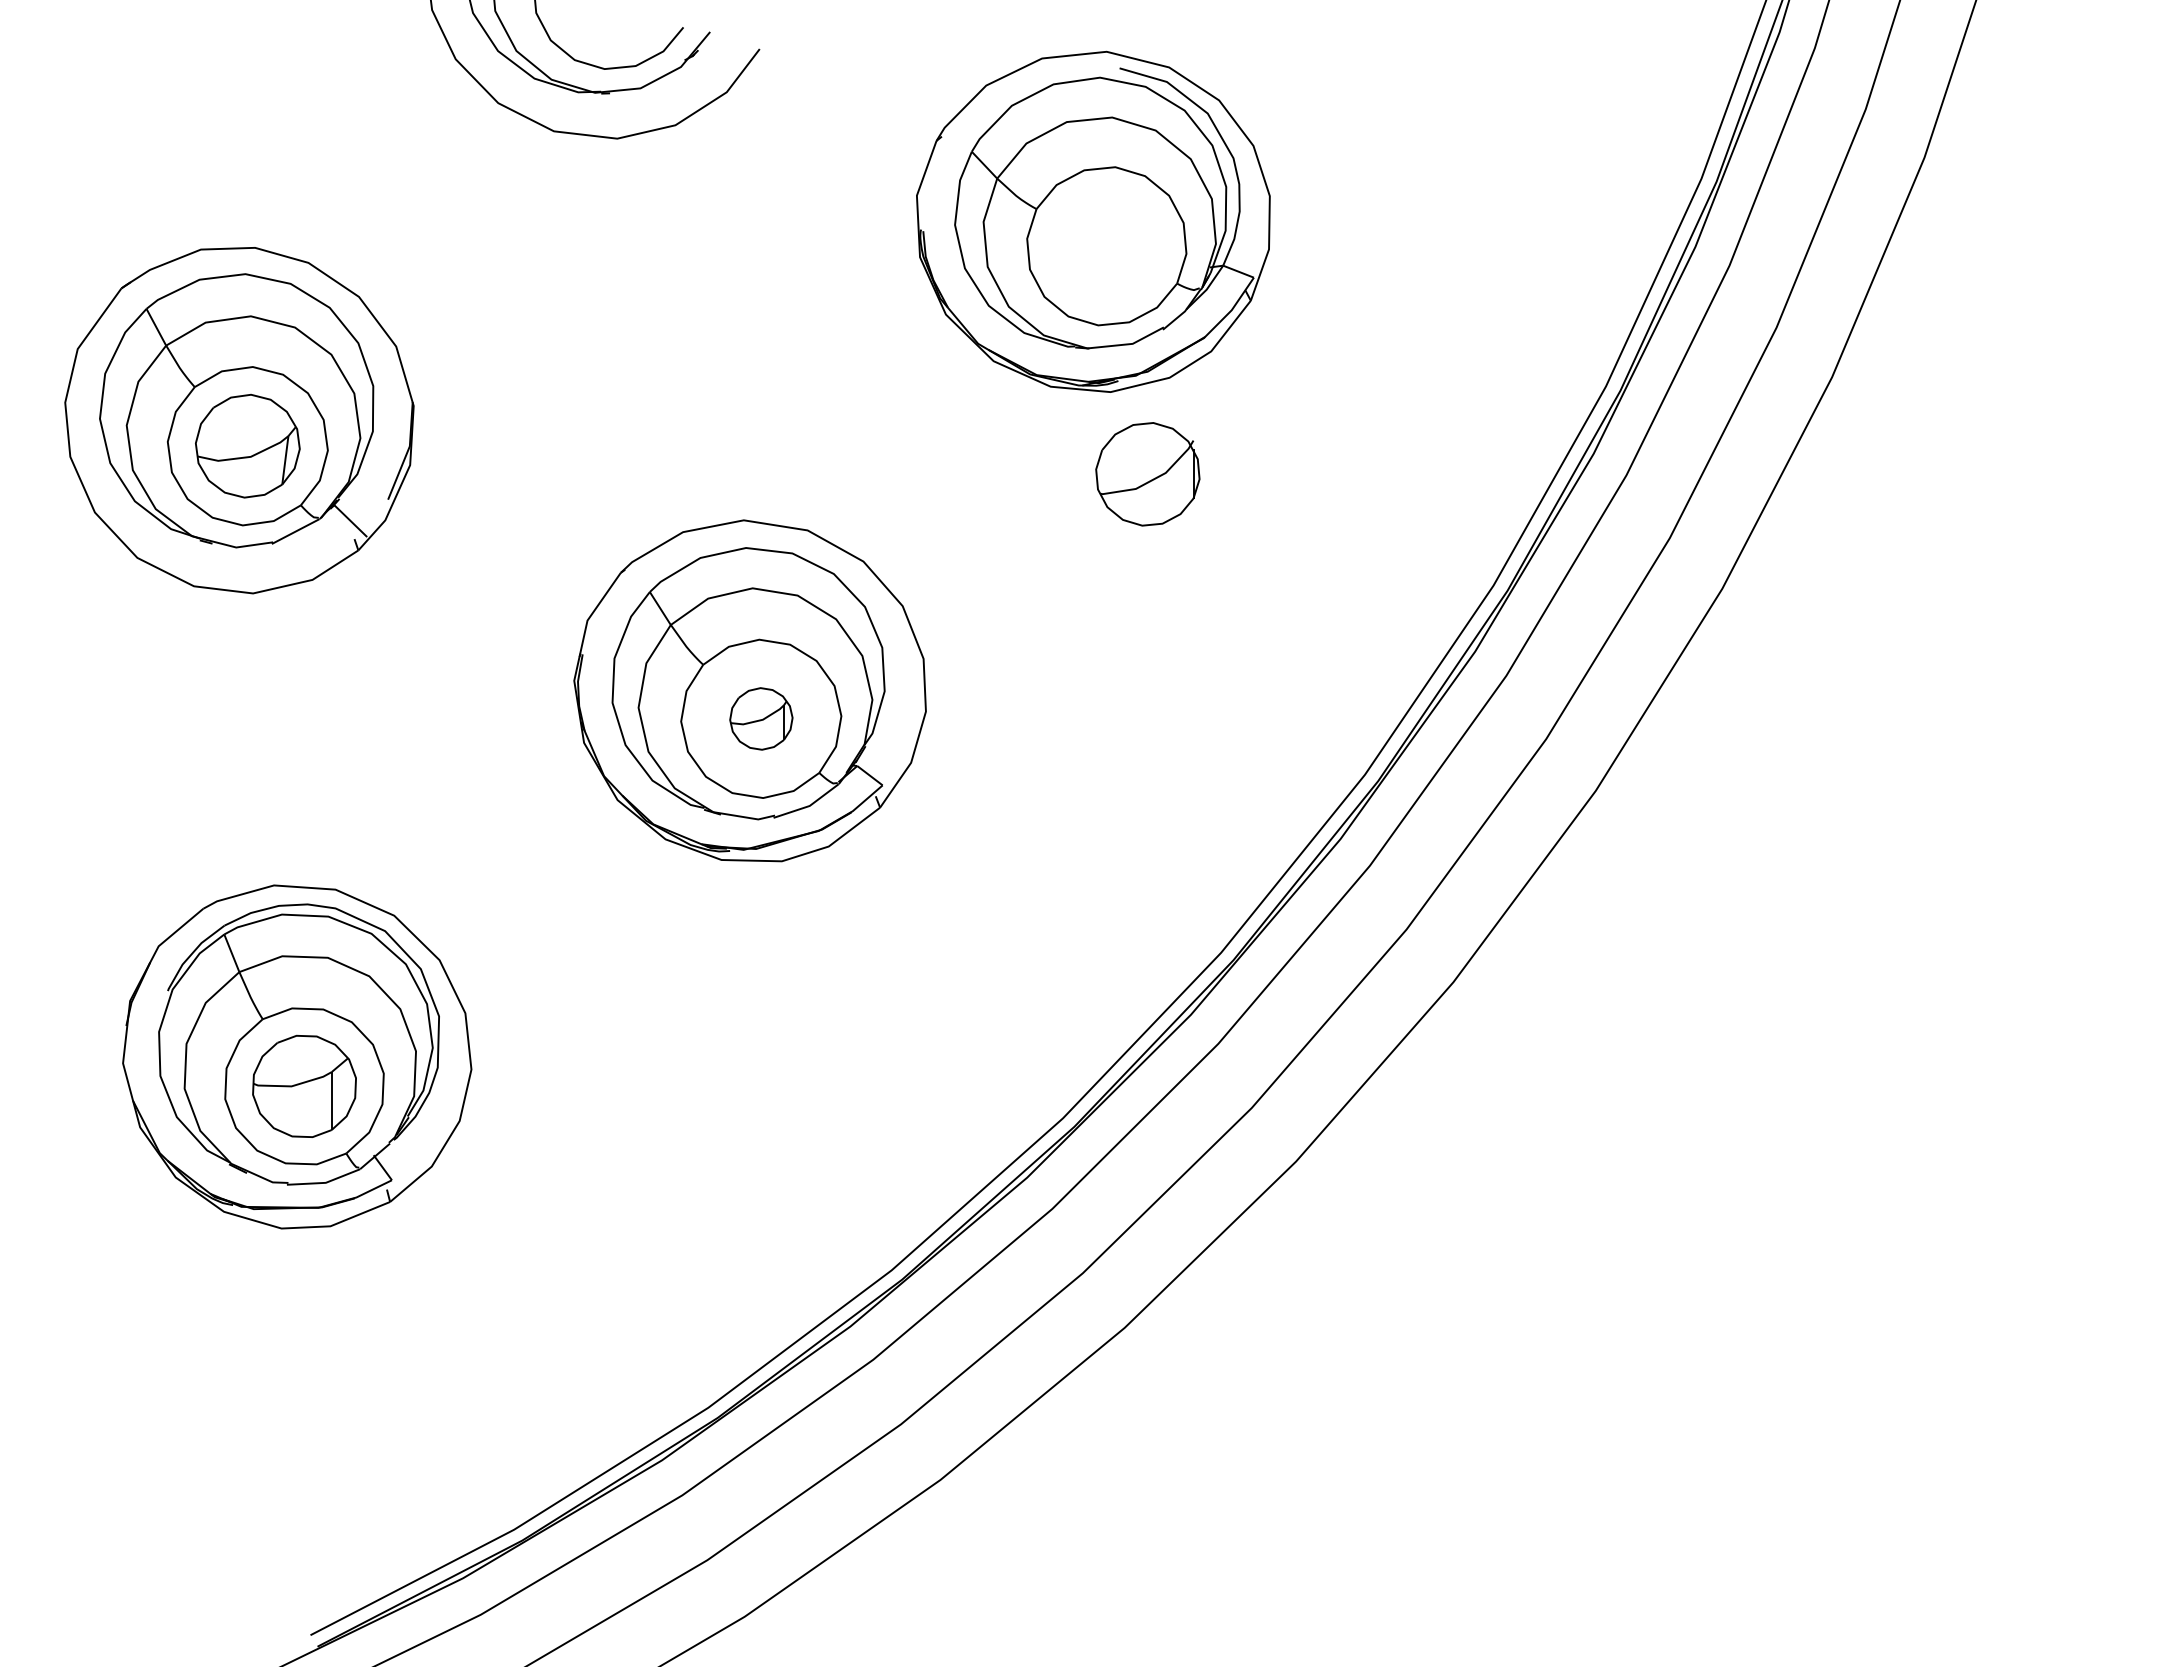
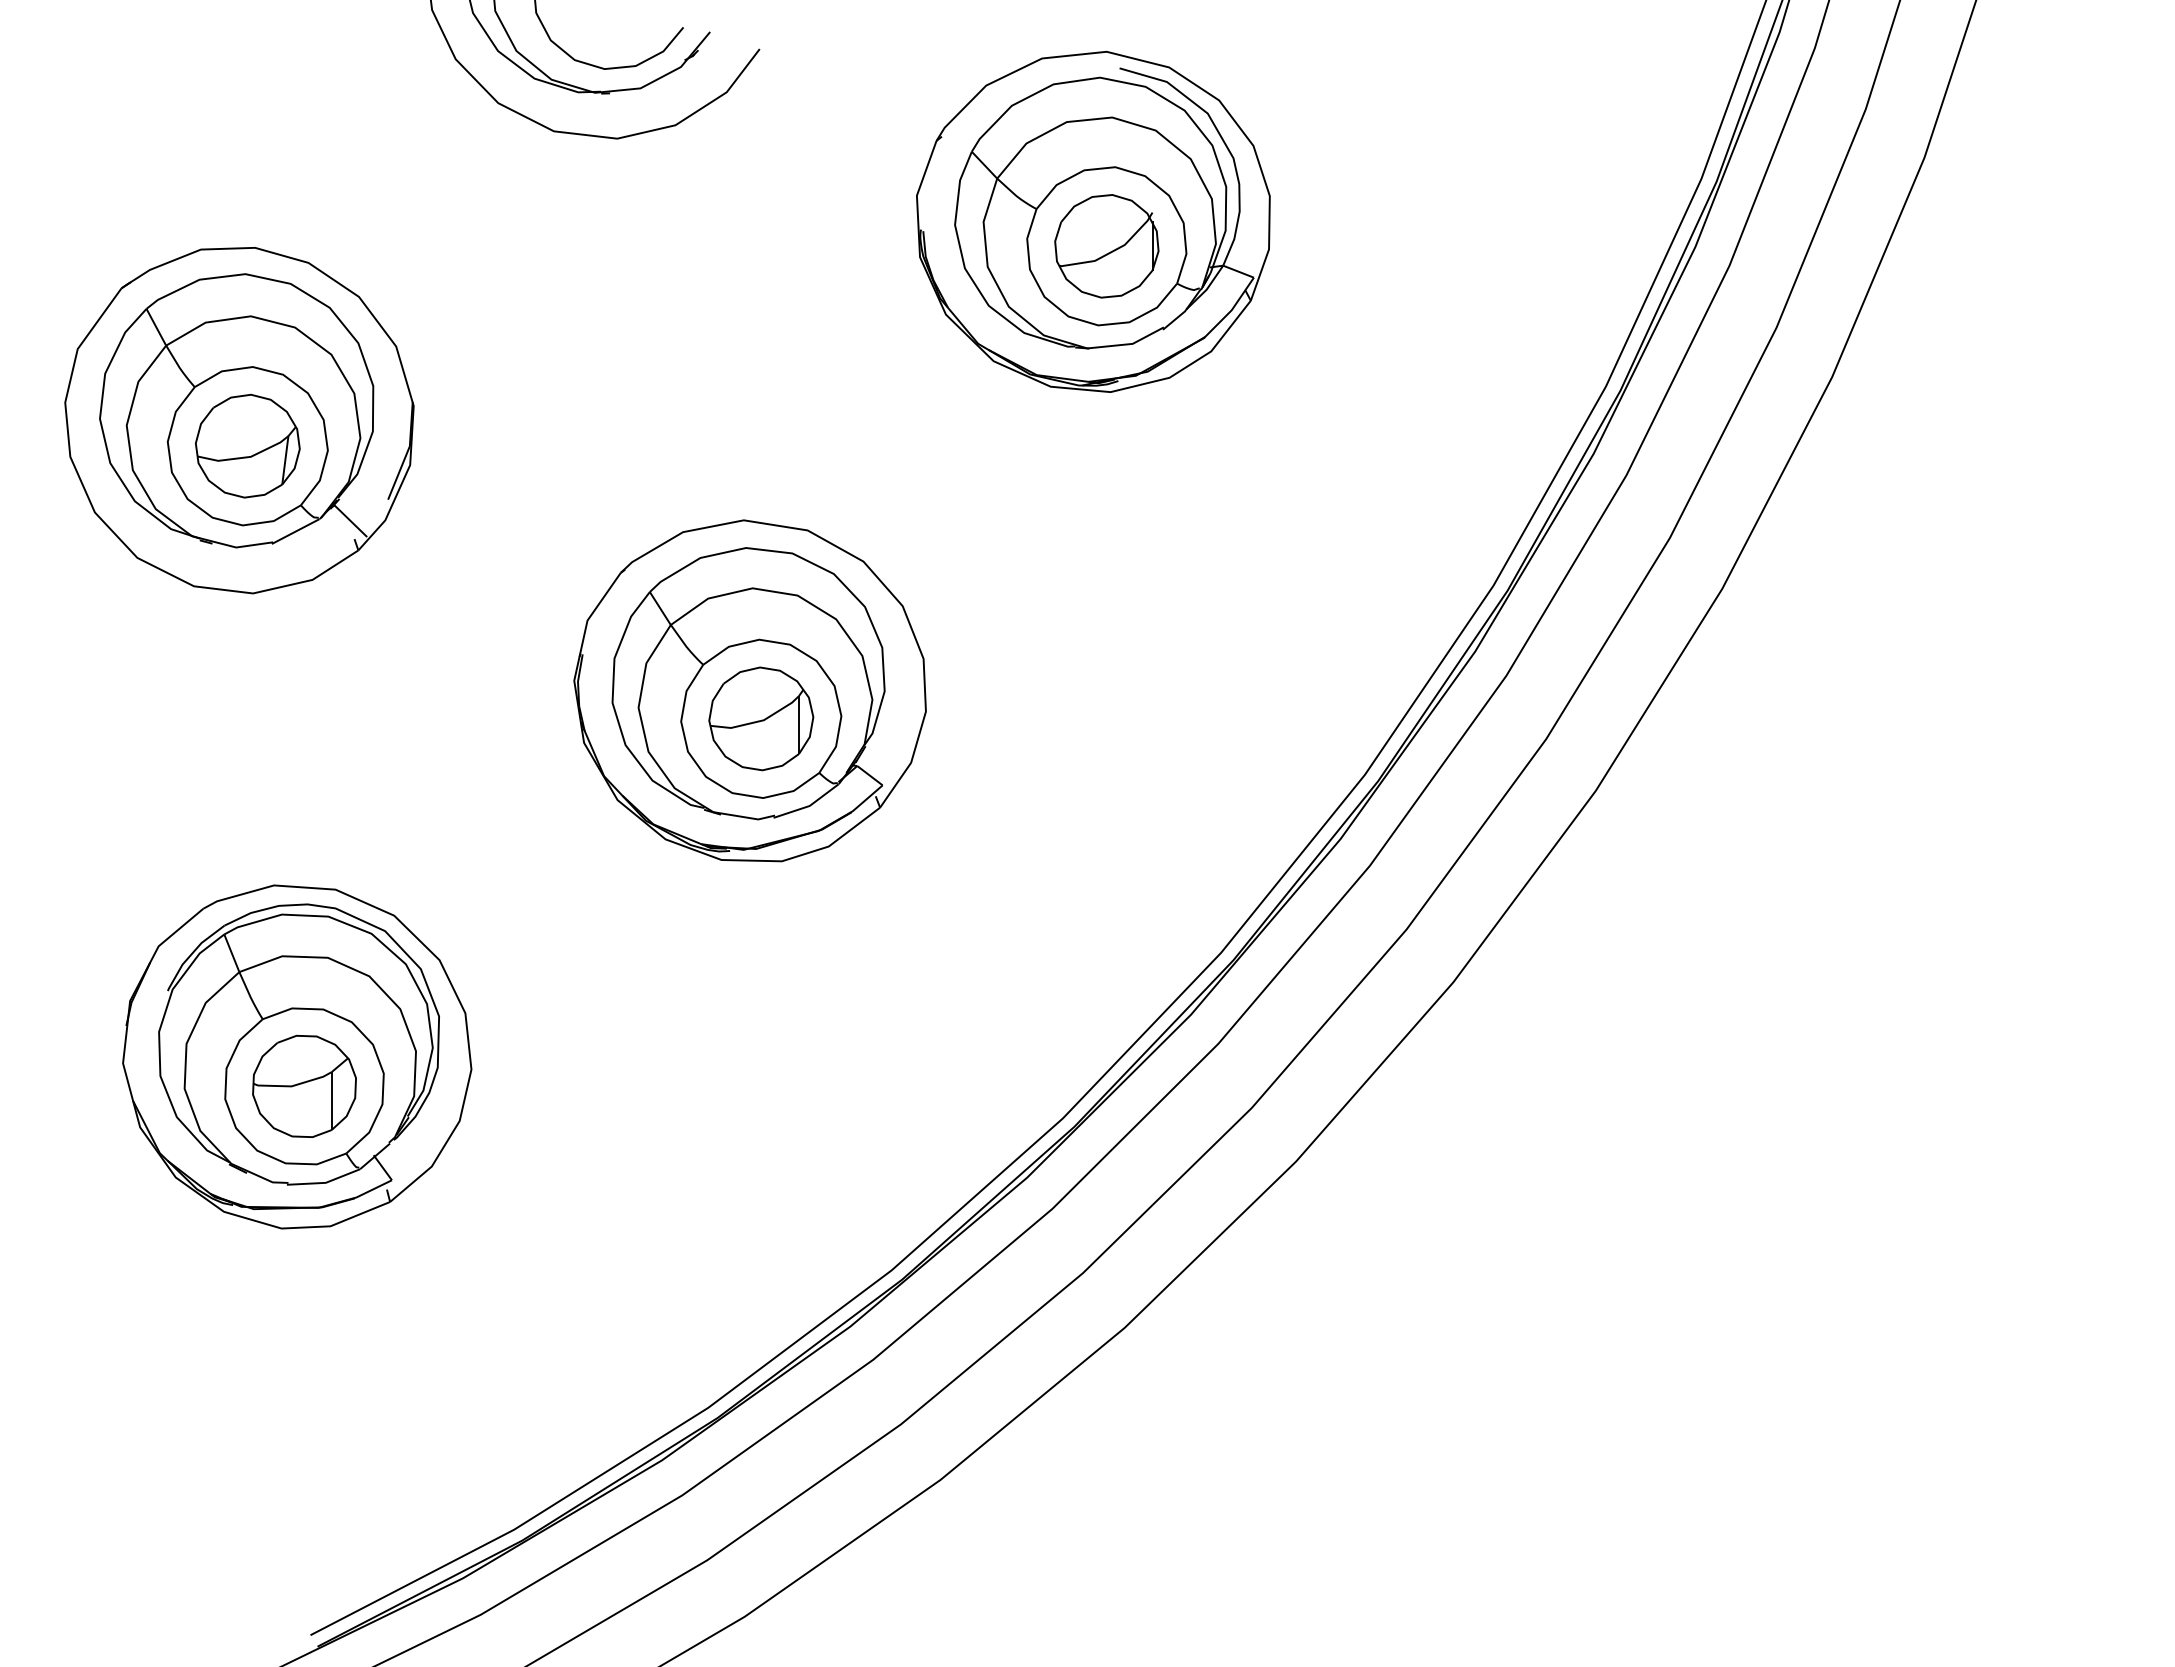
part position: (1147, 474) -> (1106, 246) (1106, 246)
part size: 65x64 px -> 107x106 px (761, 718)
